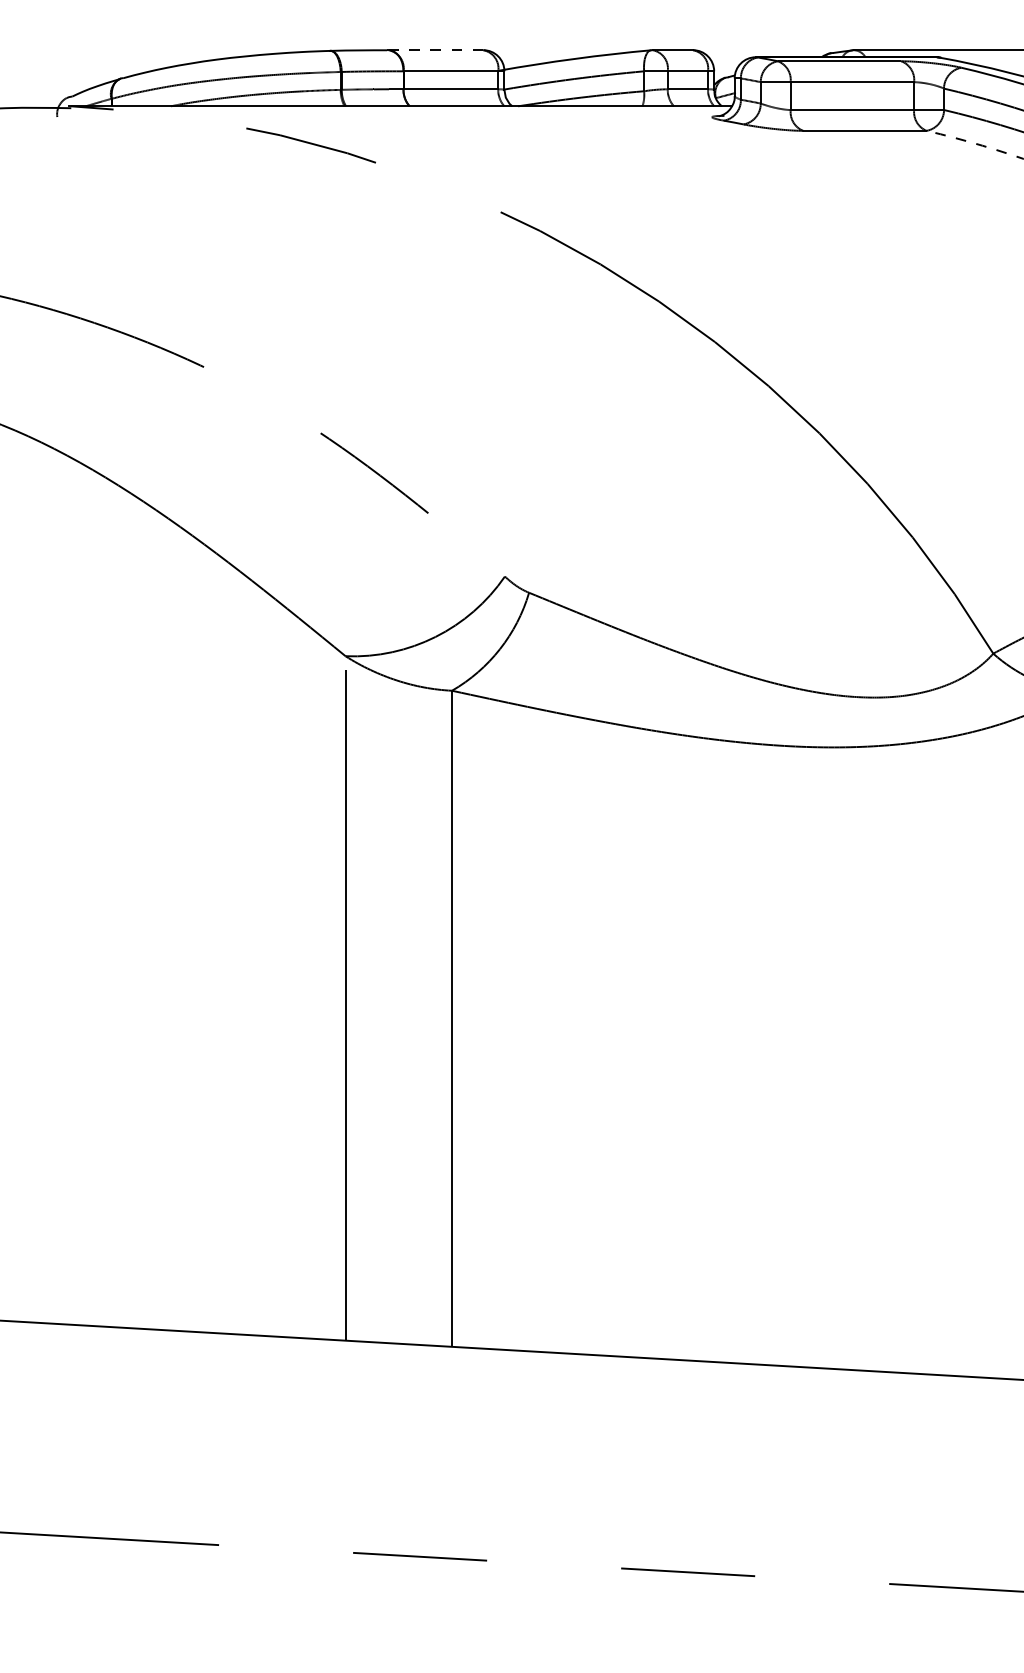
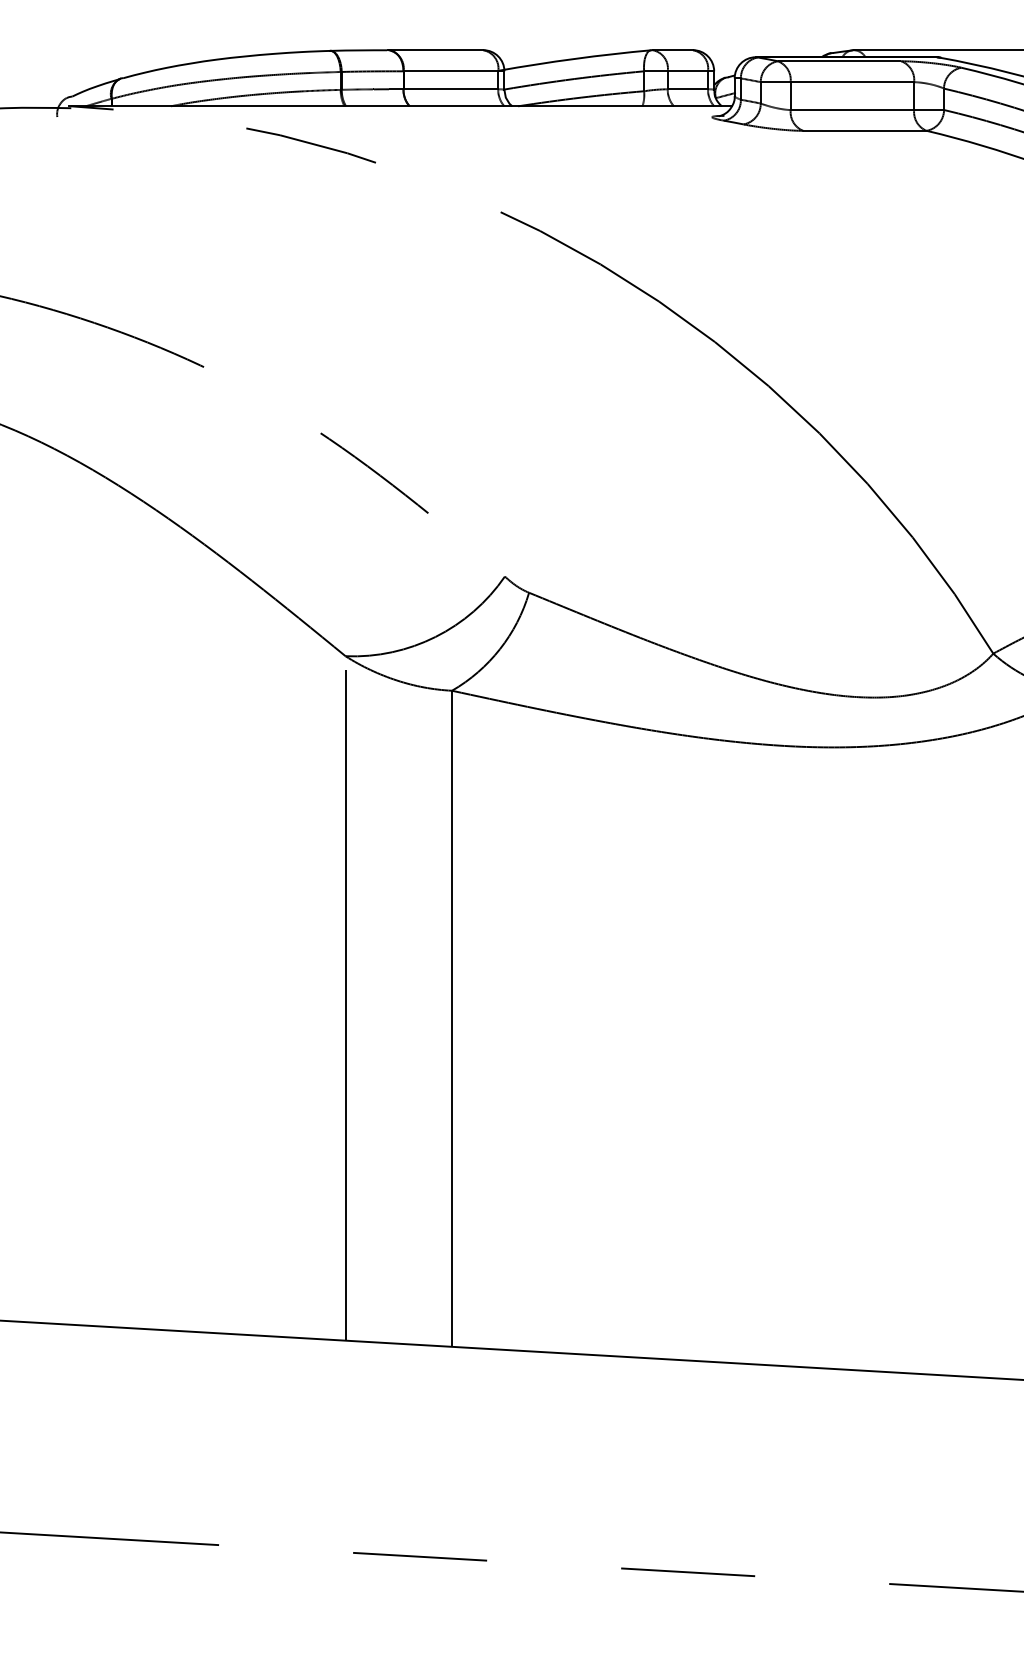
line: dashed -> solid (435, 50)
arc: dashed -> solid (975, 143)
